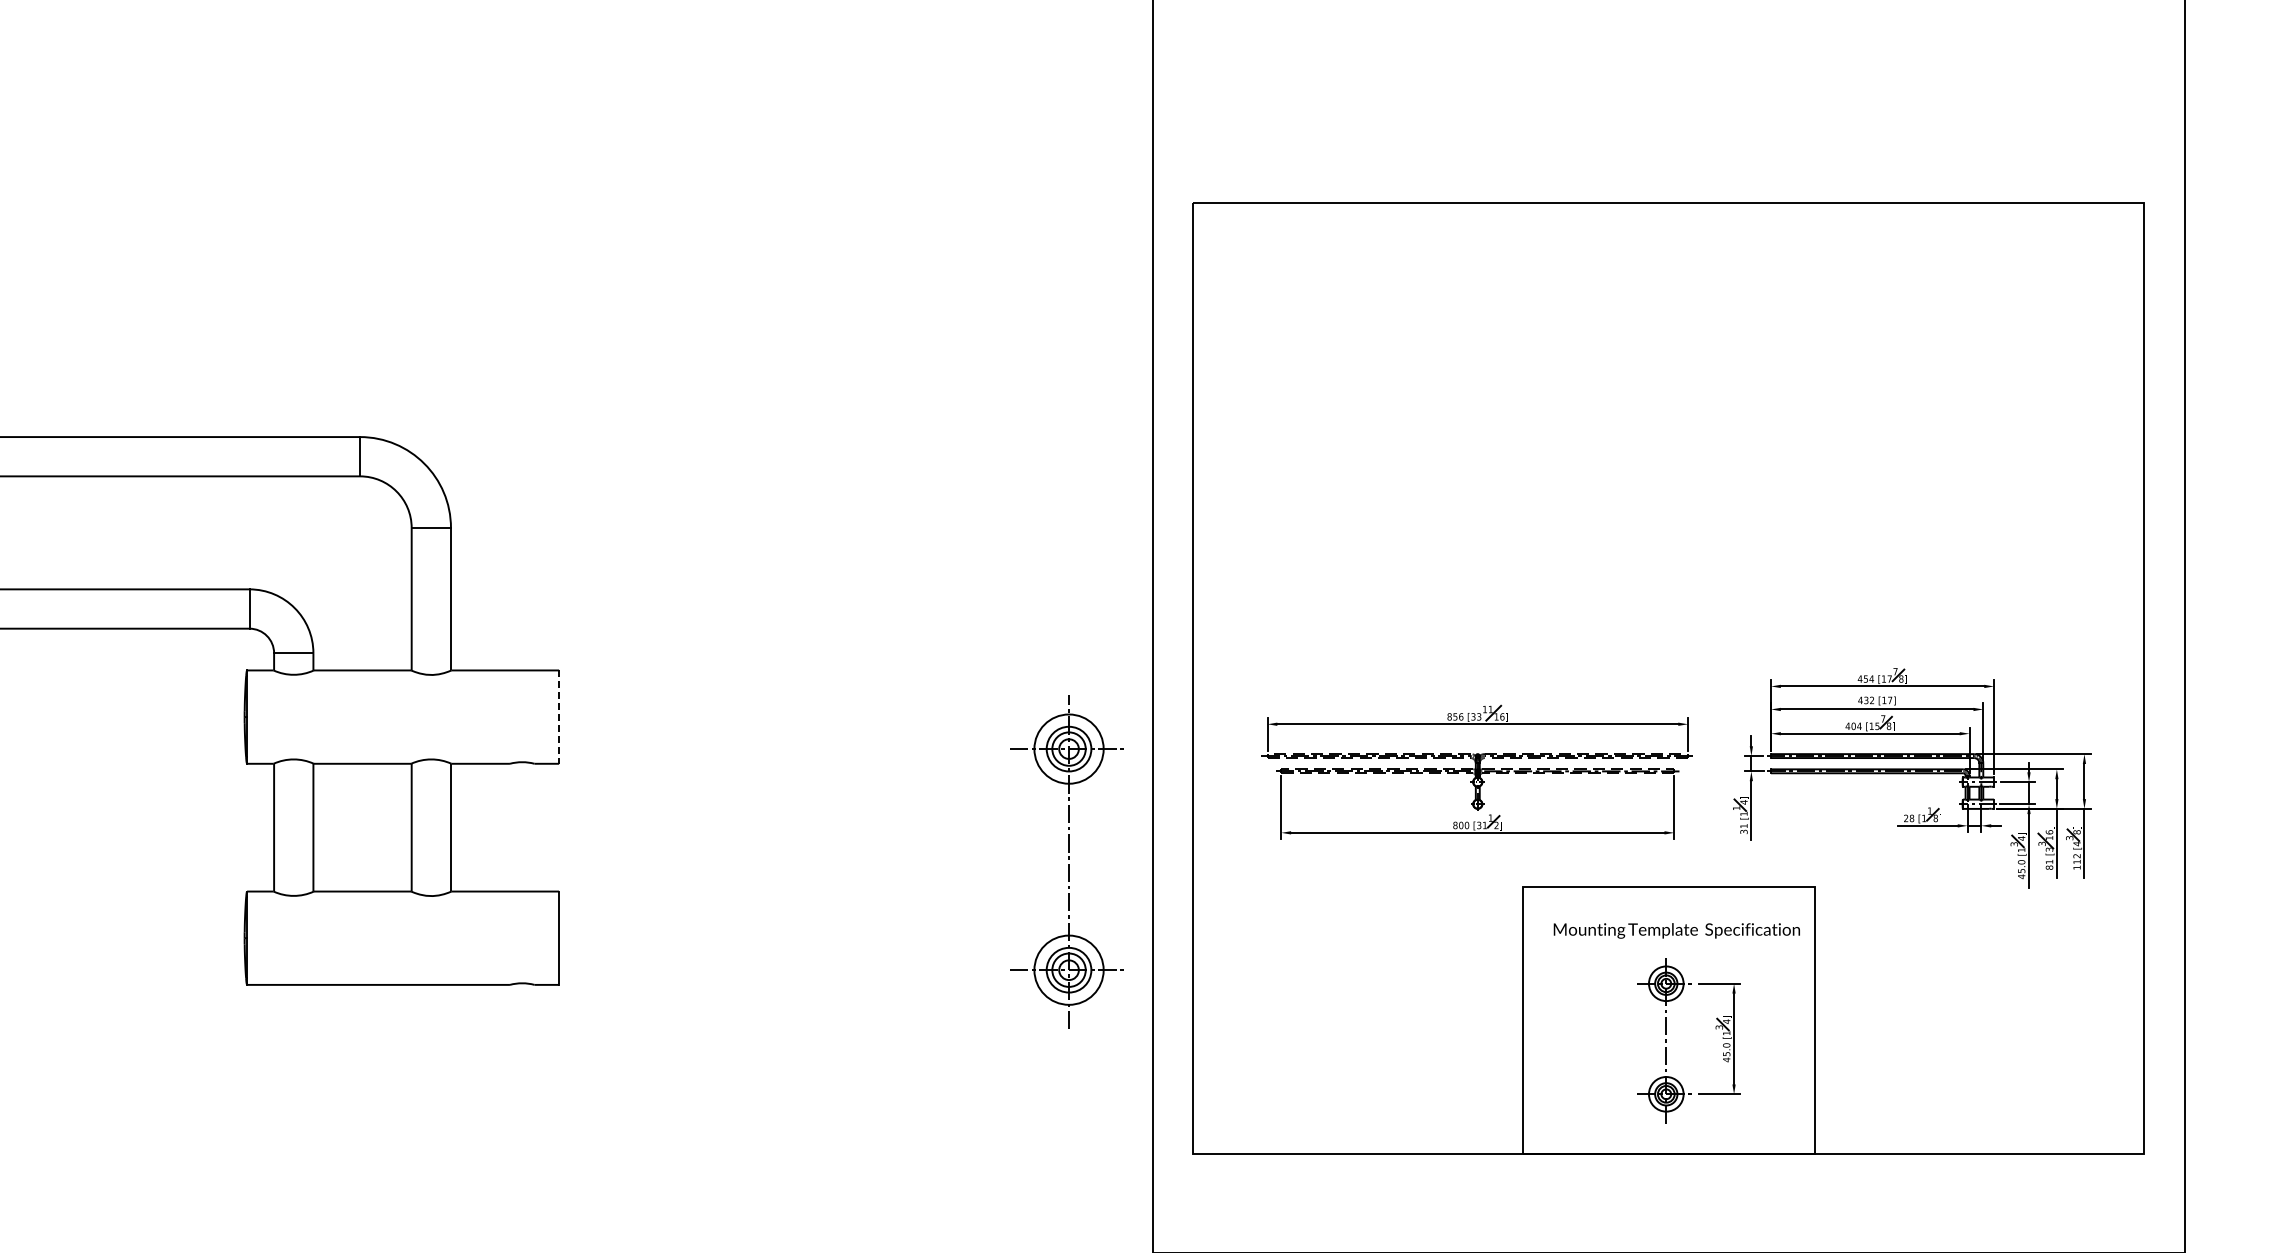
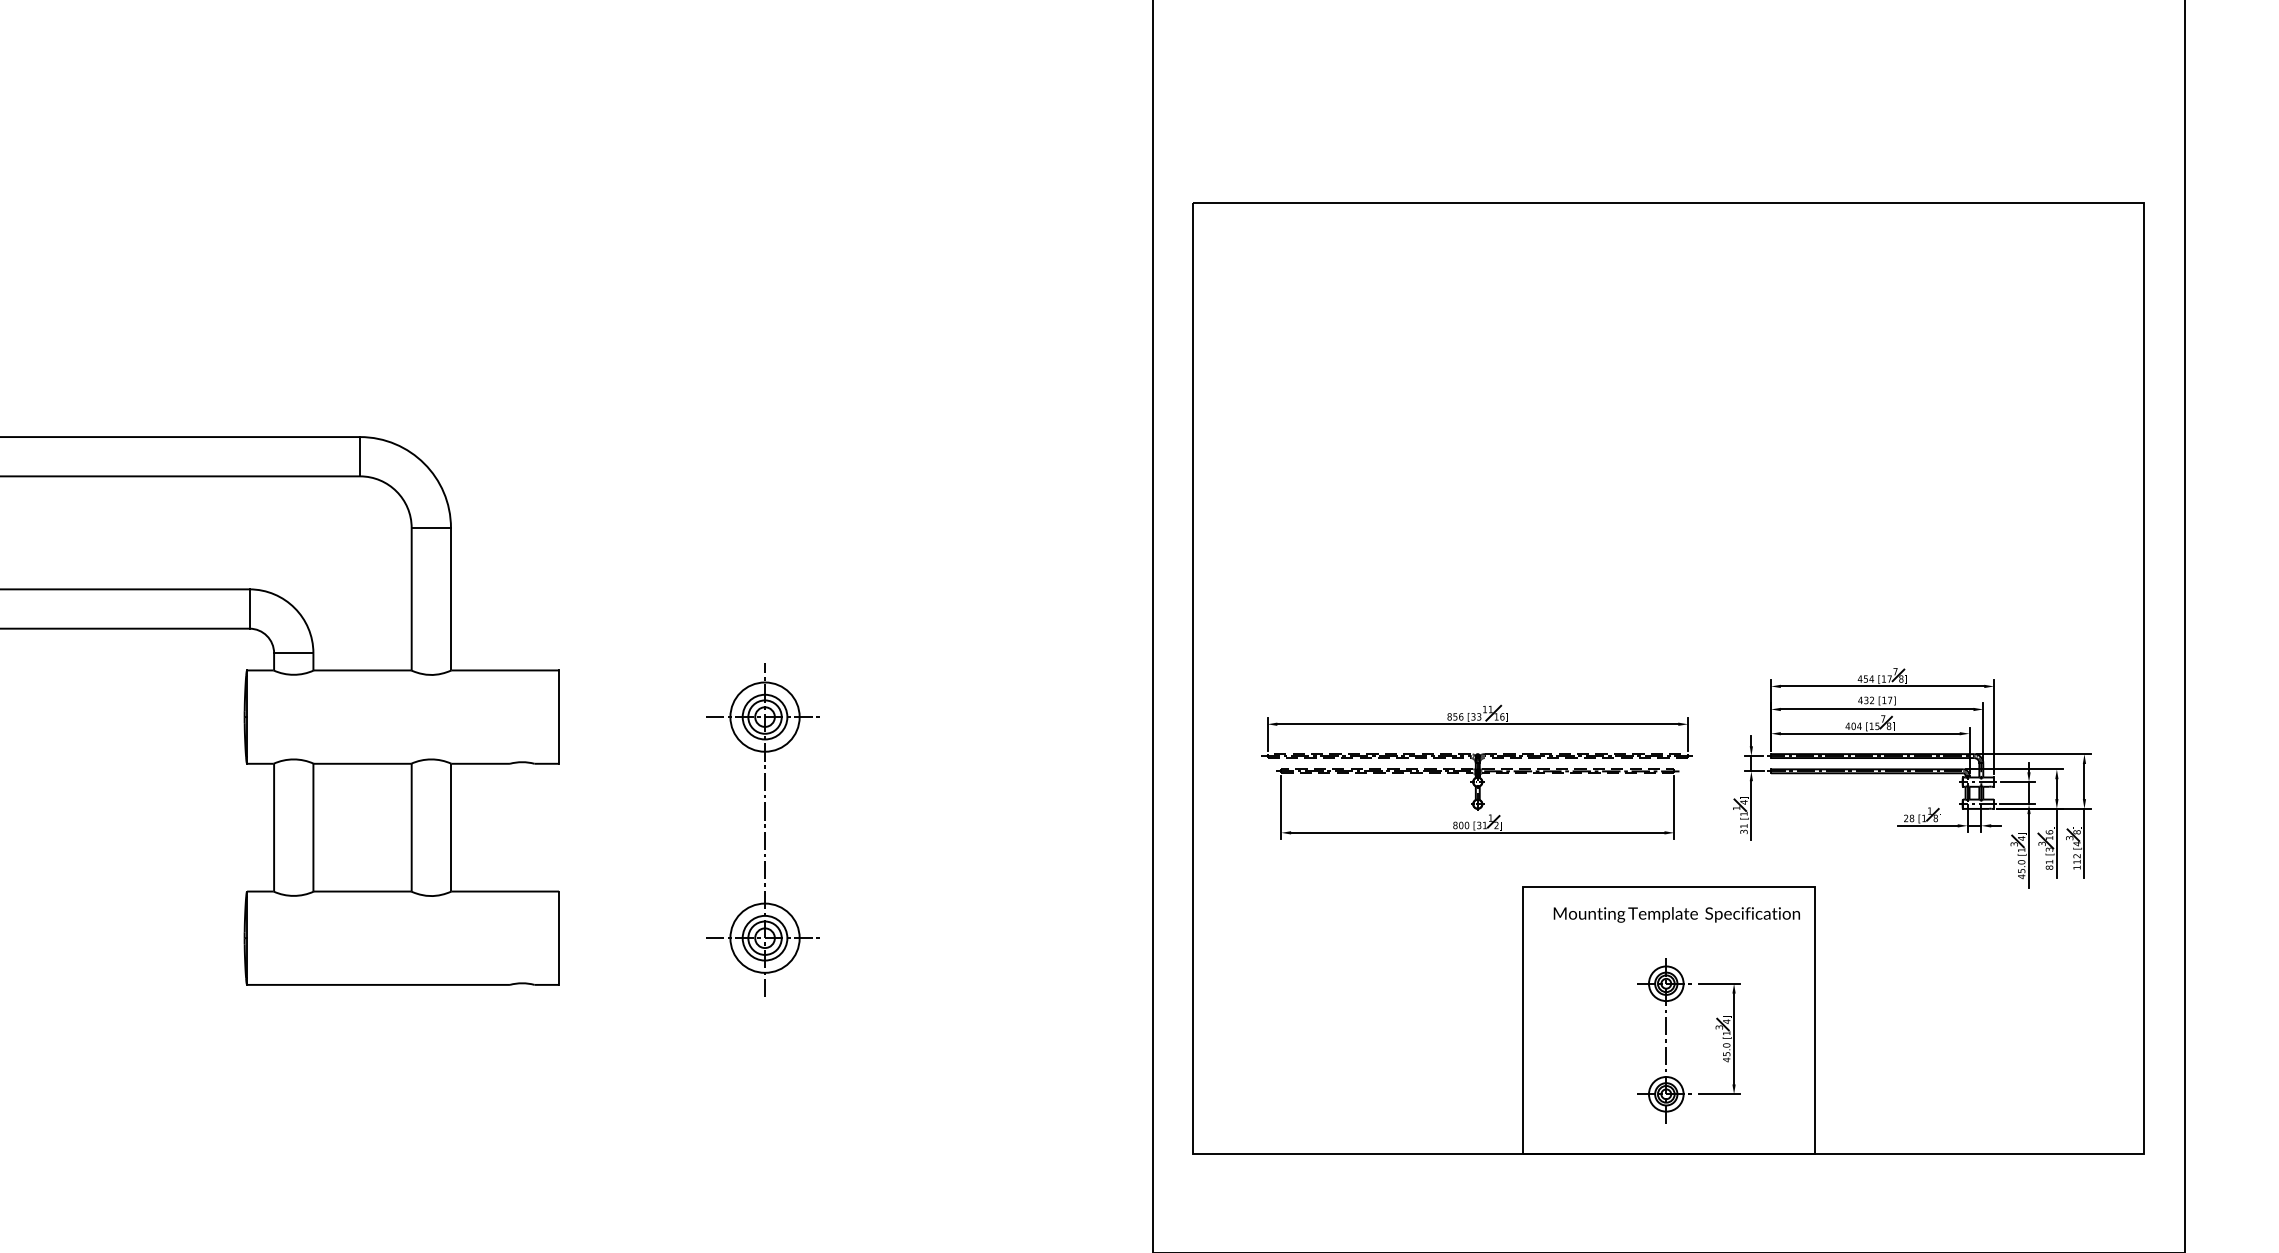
line: dashed -> solid (559, 717)
part position: (1066, 861) -> (762, 829) (762, 829)
text position: (1676, 930) -> (1676, 914) (1676, 914)
